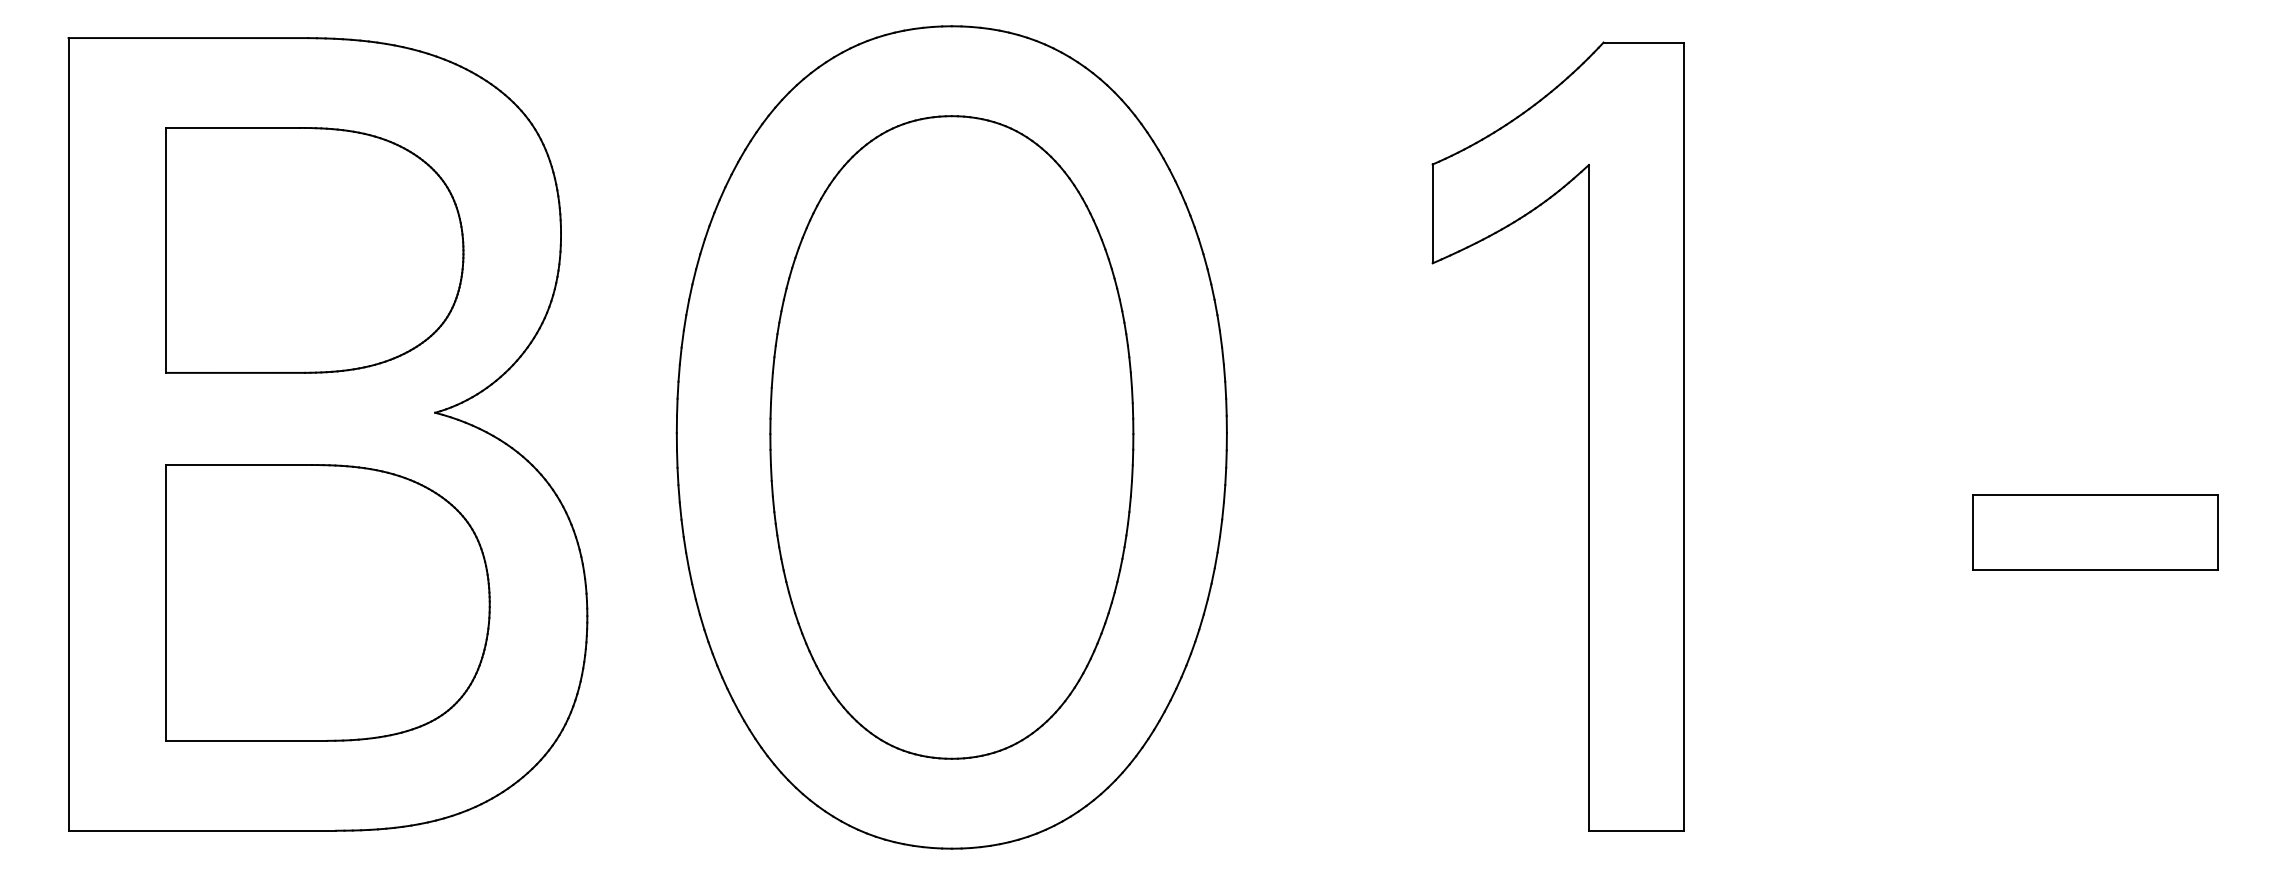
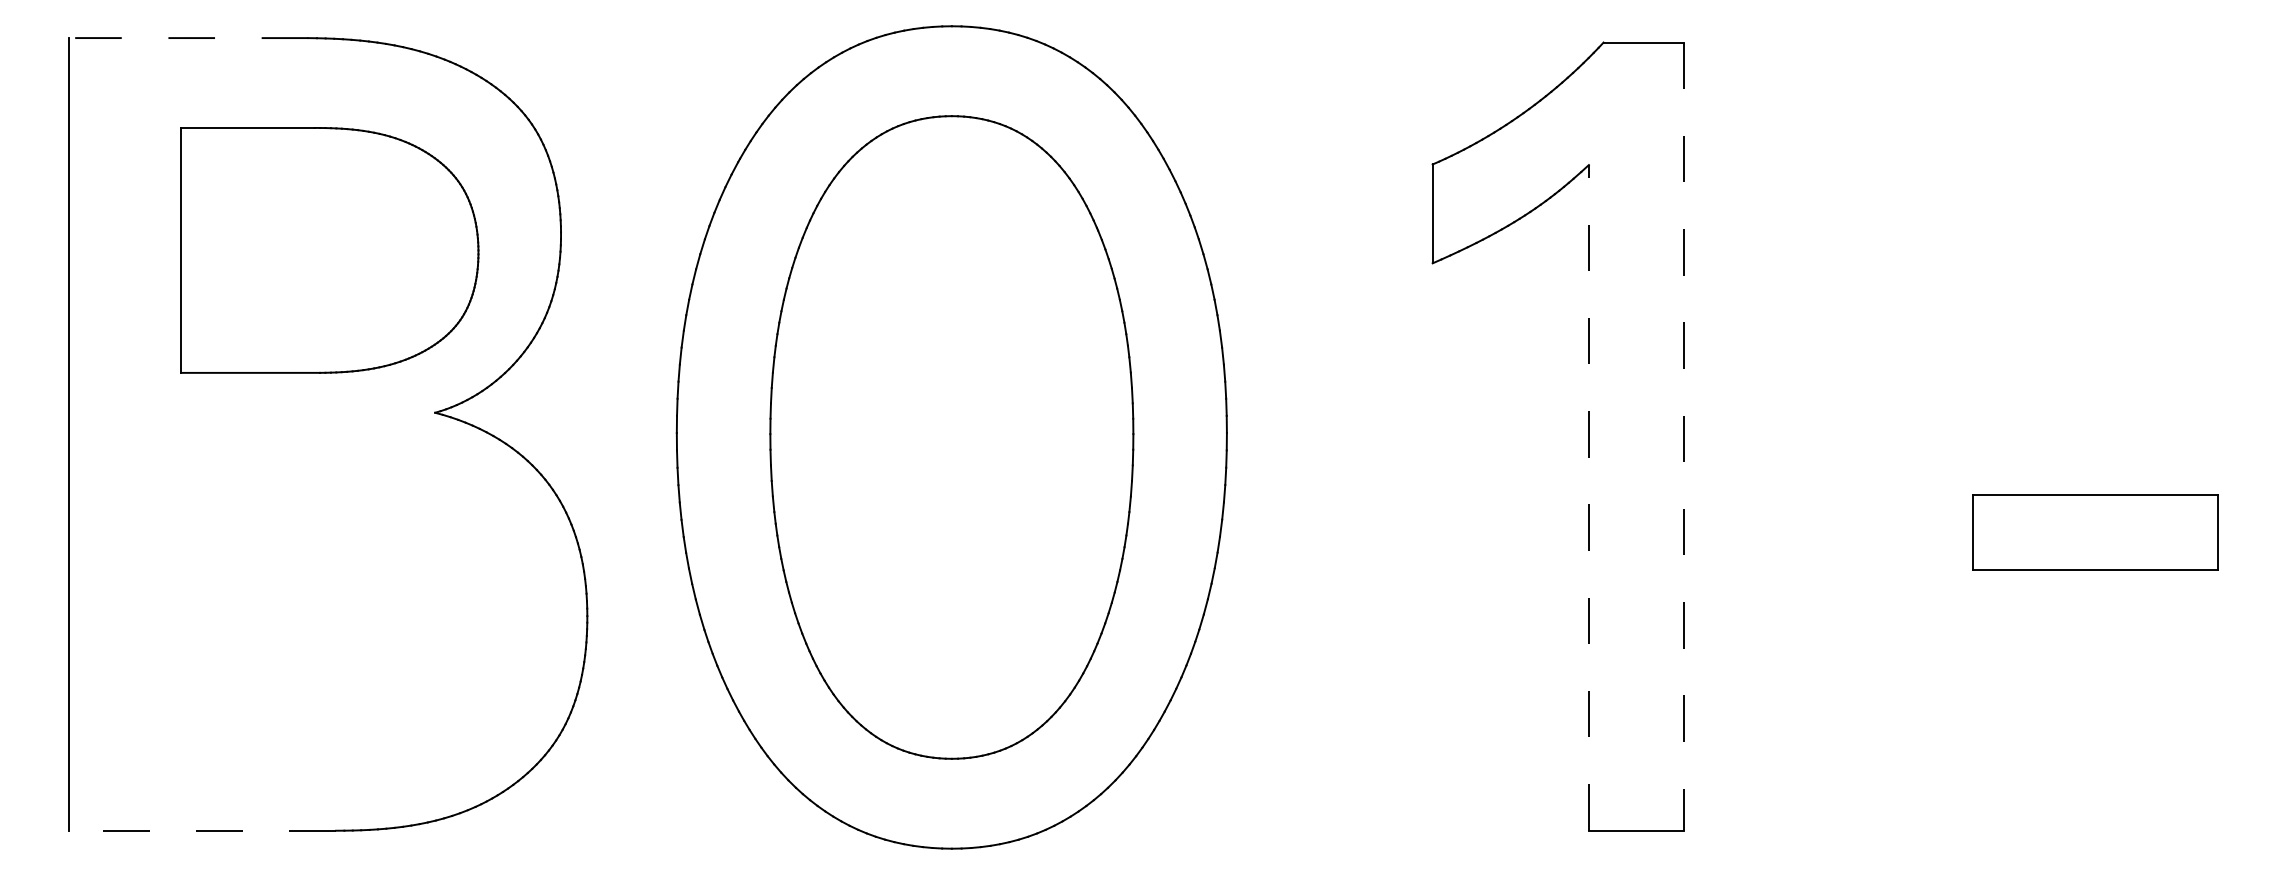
line: solid -> dashed (188, 38)
part position: (314, 250) -> (329, 250) (329, 250)
line: solid -> dashed (1684, 437)
line: solid -> dashed (1588, 497)
part: present -> none (327, 602)
line: solid -> dashed (202, 830)
